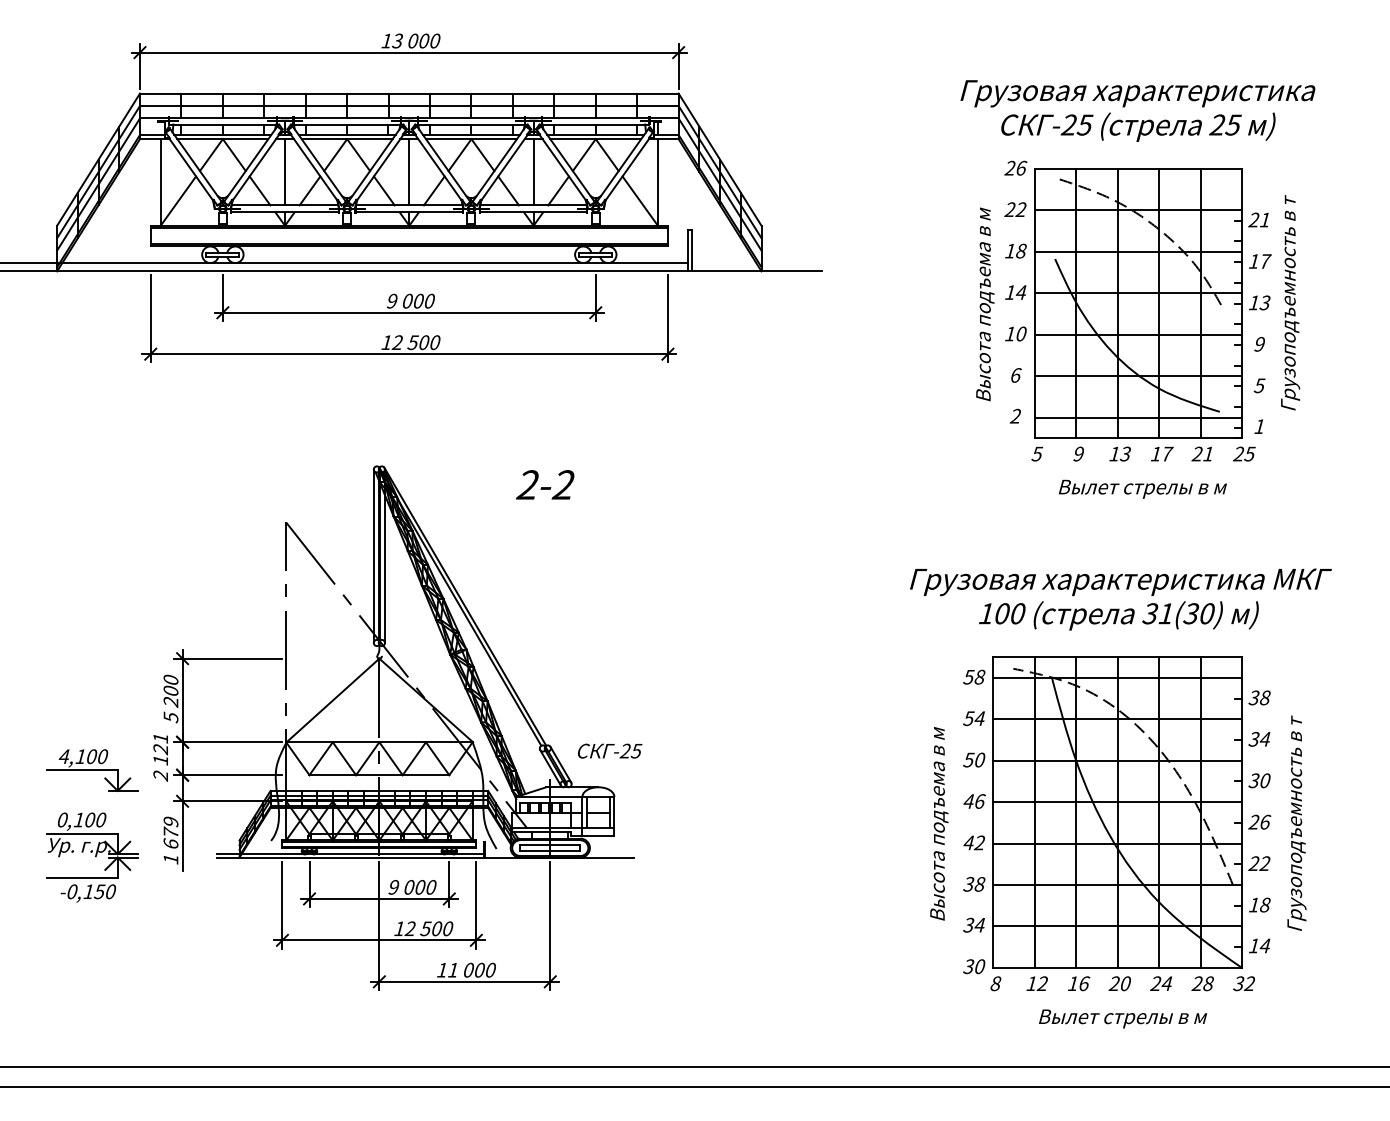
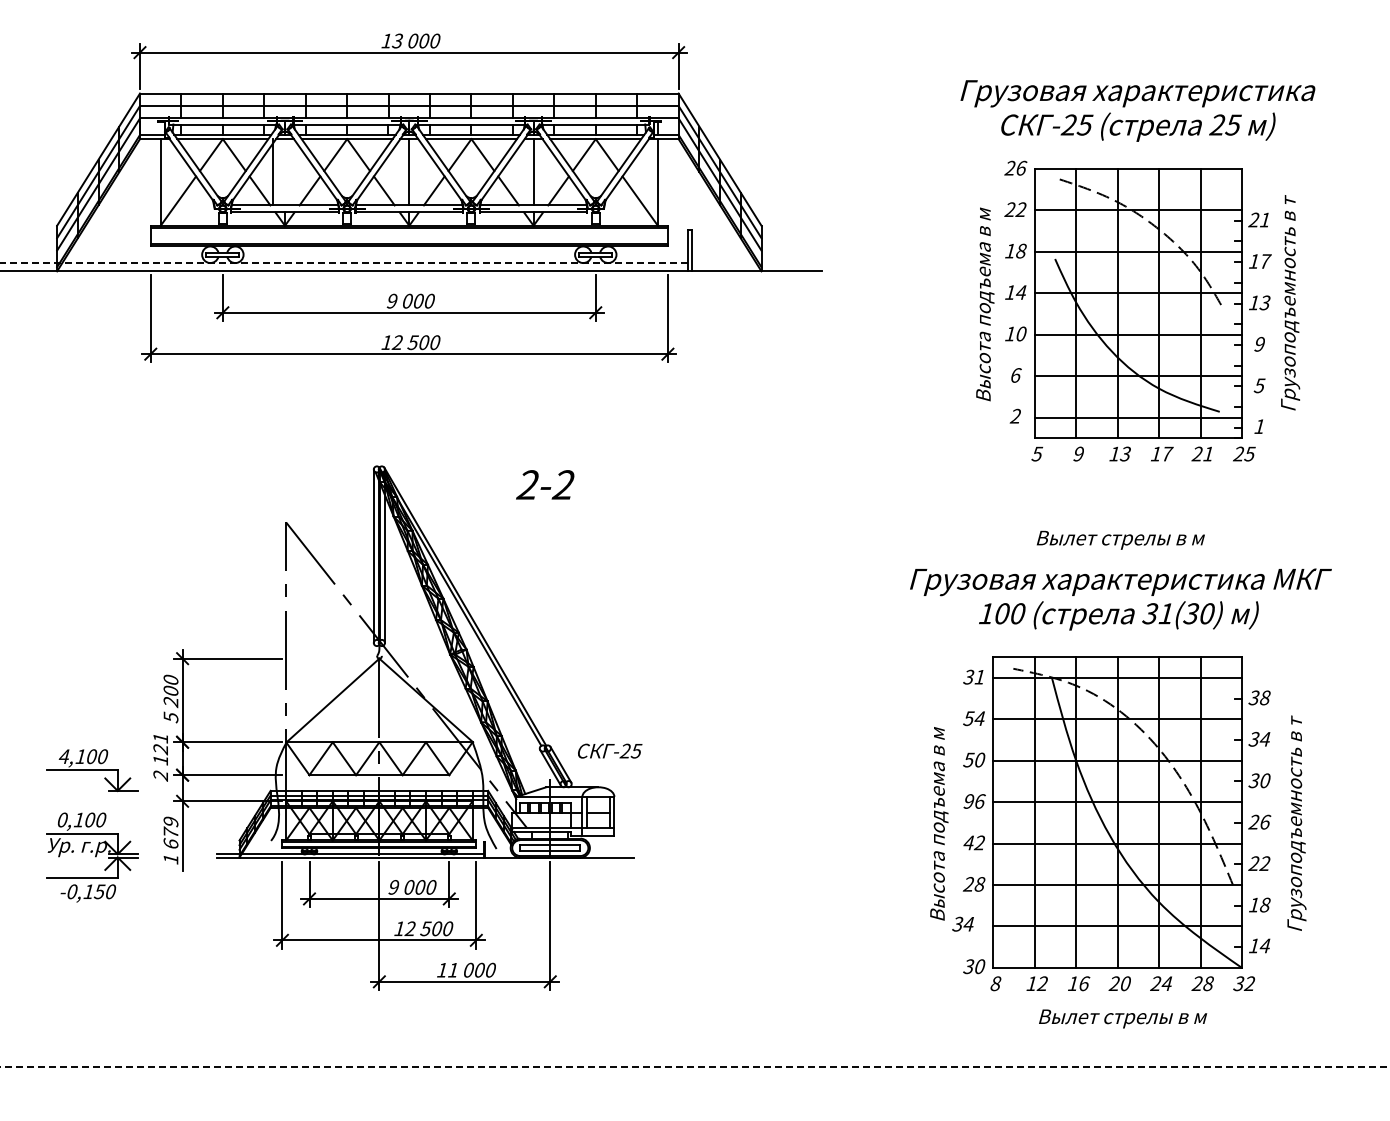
line position: (285, 172) -> (273, 172) (273, 172)
line: solid -> dashed (343, 263)
text position: (1142, 488) -> (1120, 539) (1120, 539)
text: 58 -> 31 (975, 676)
text: 46 -> 96 (968, 801)
text: 38 -> 28 (968, 884)
text position: (973, 924) -> (962, 923) (962, 923)
line: solid -> dashed (695, 1066)
line: present -> none (694, 1087)
